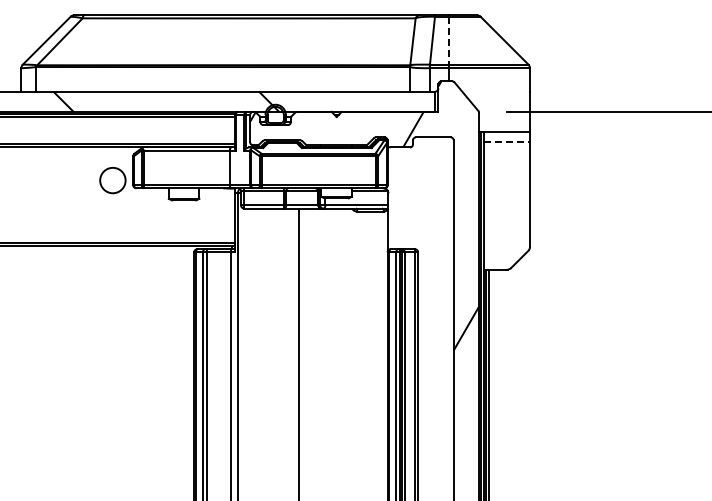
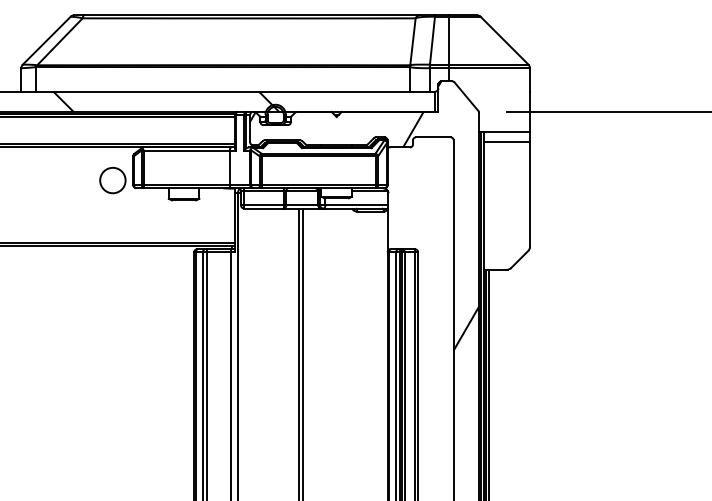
line: dashed -> solid (448, 40)
line: dashed -> solid (507, 142)
line: none -> present (302, 352)
